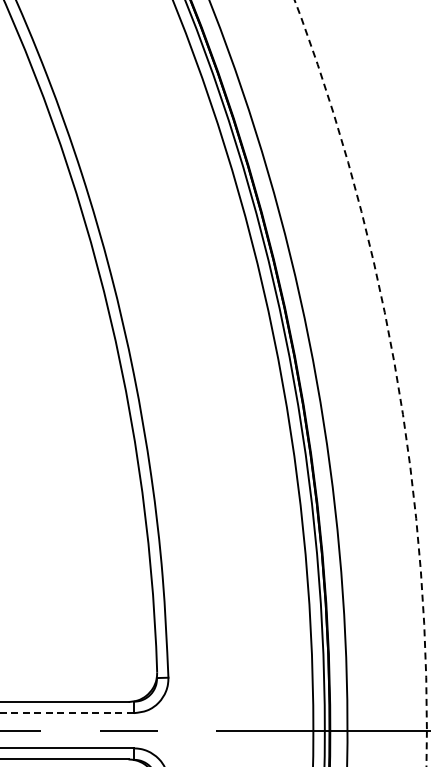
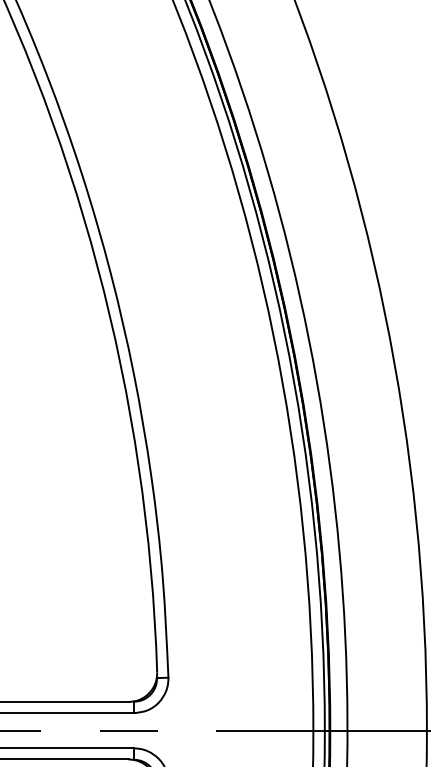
circle: dashed -> solid (360, 383)
line: dashed -> solid (67, 713)
